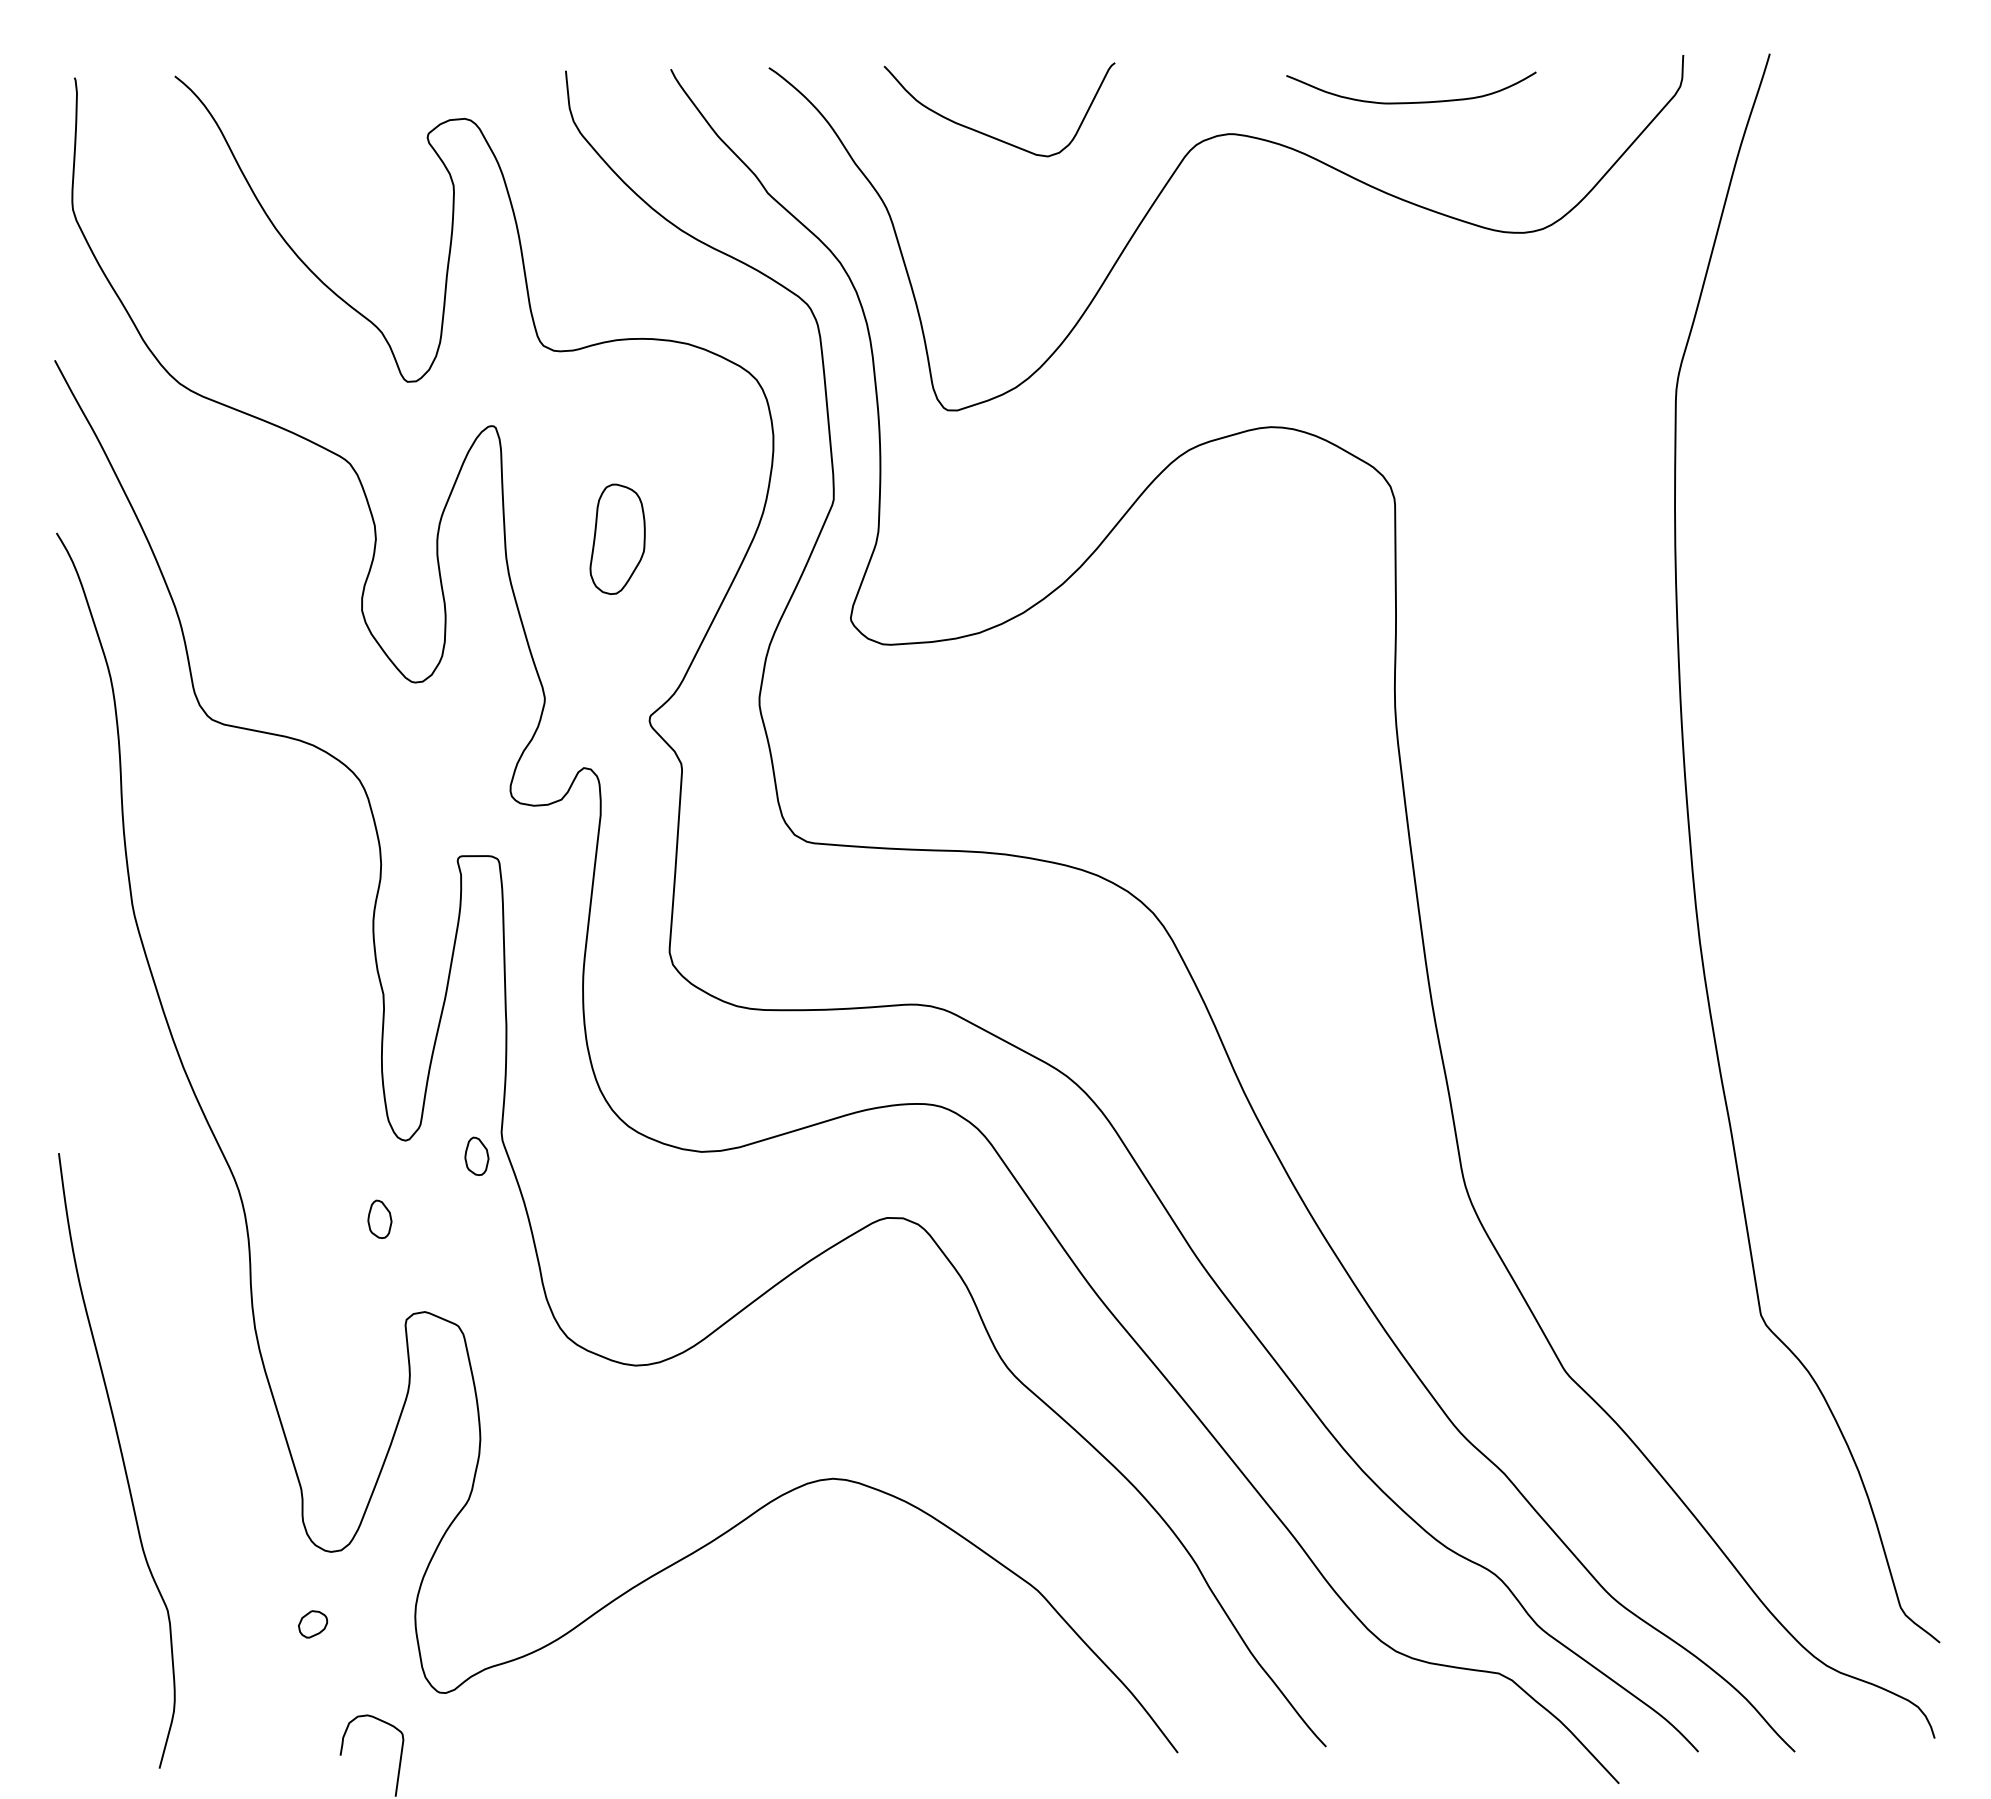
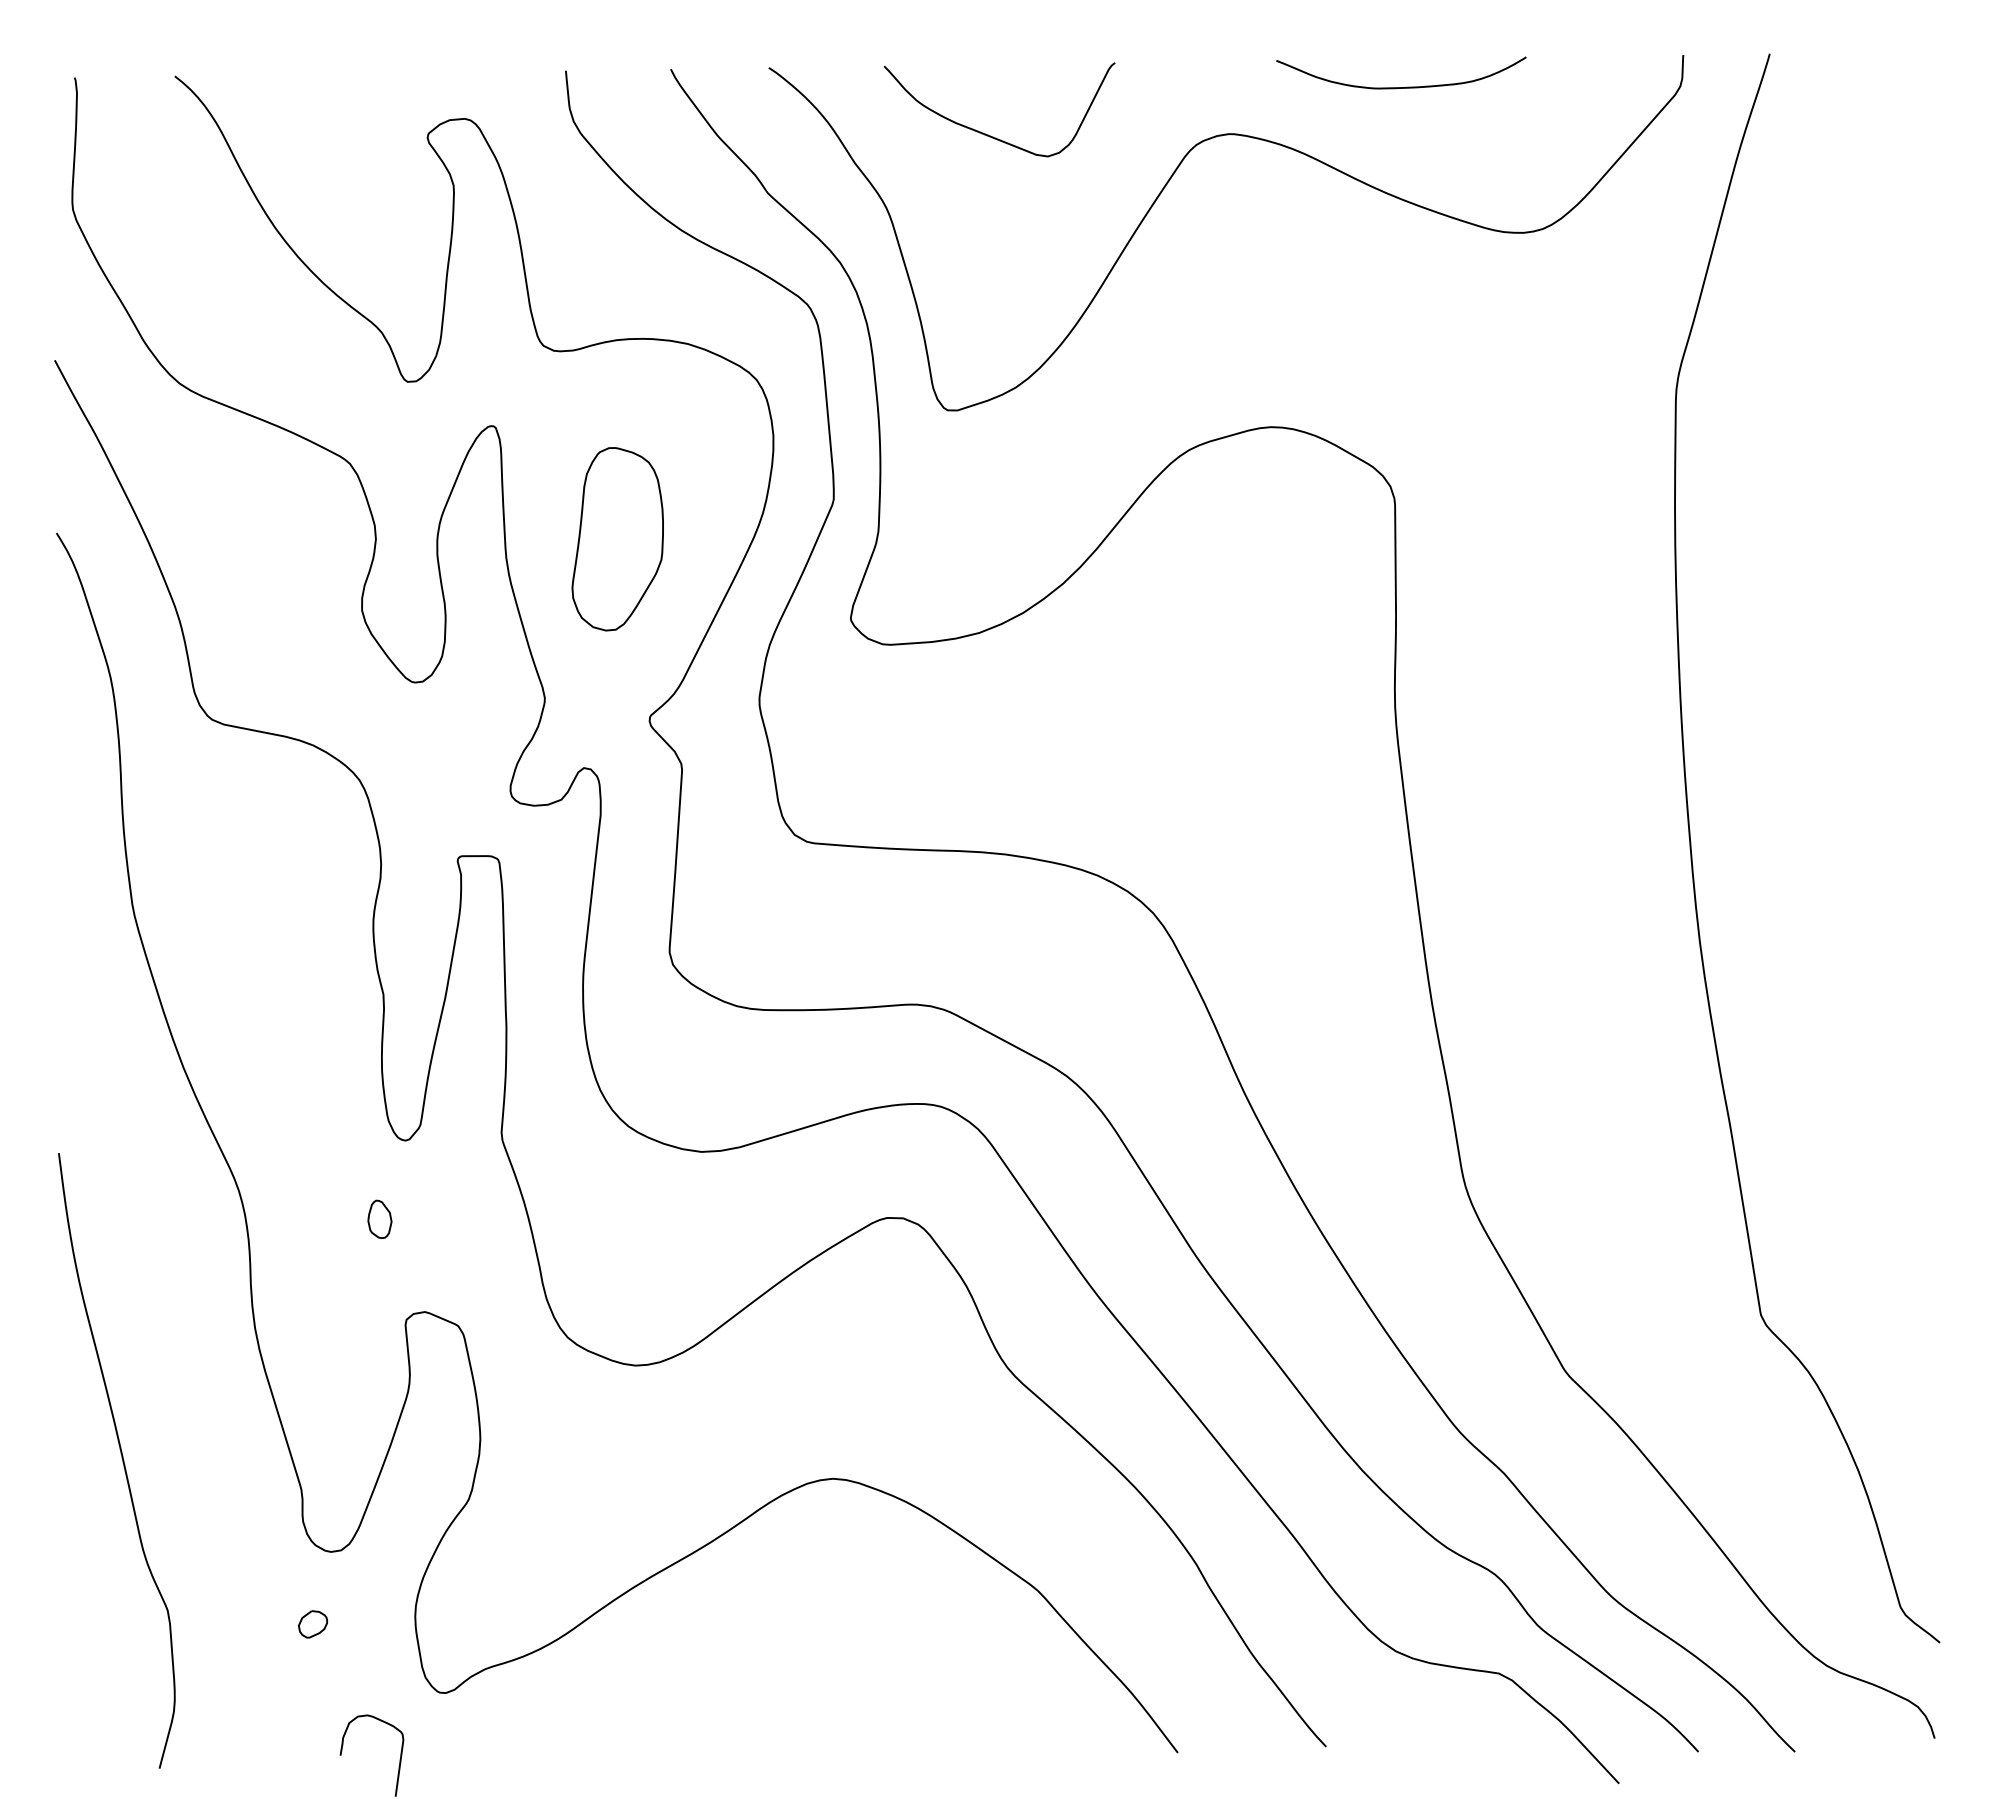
curve position: (1416, 101) -> (1406, 86) (1406, 86)
part size: 57x112 px -> 93x185 px (617, 539)
part: present -> none (476, 1155)
